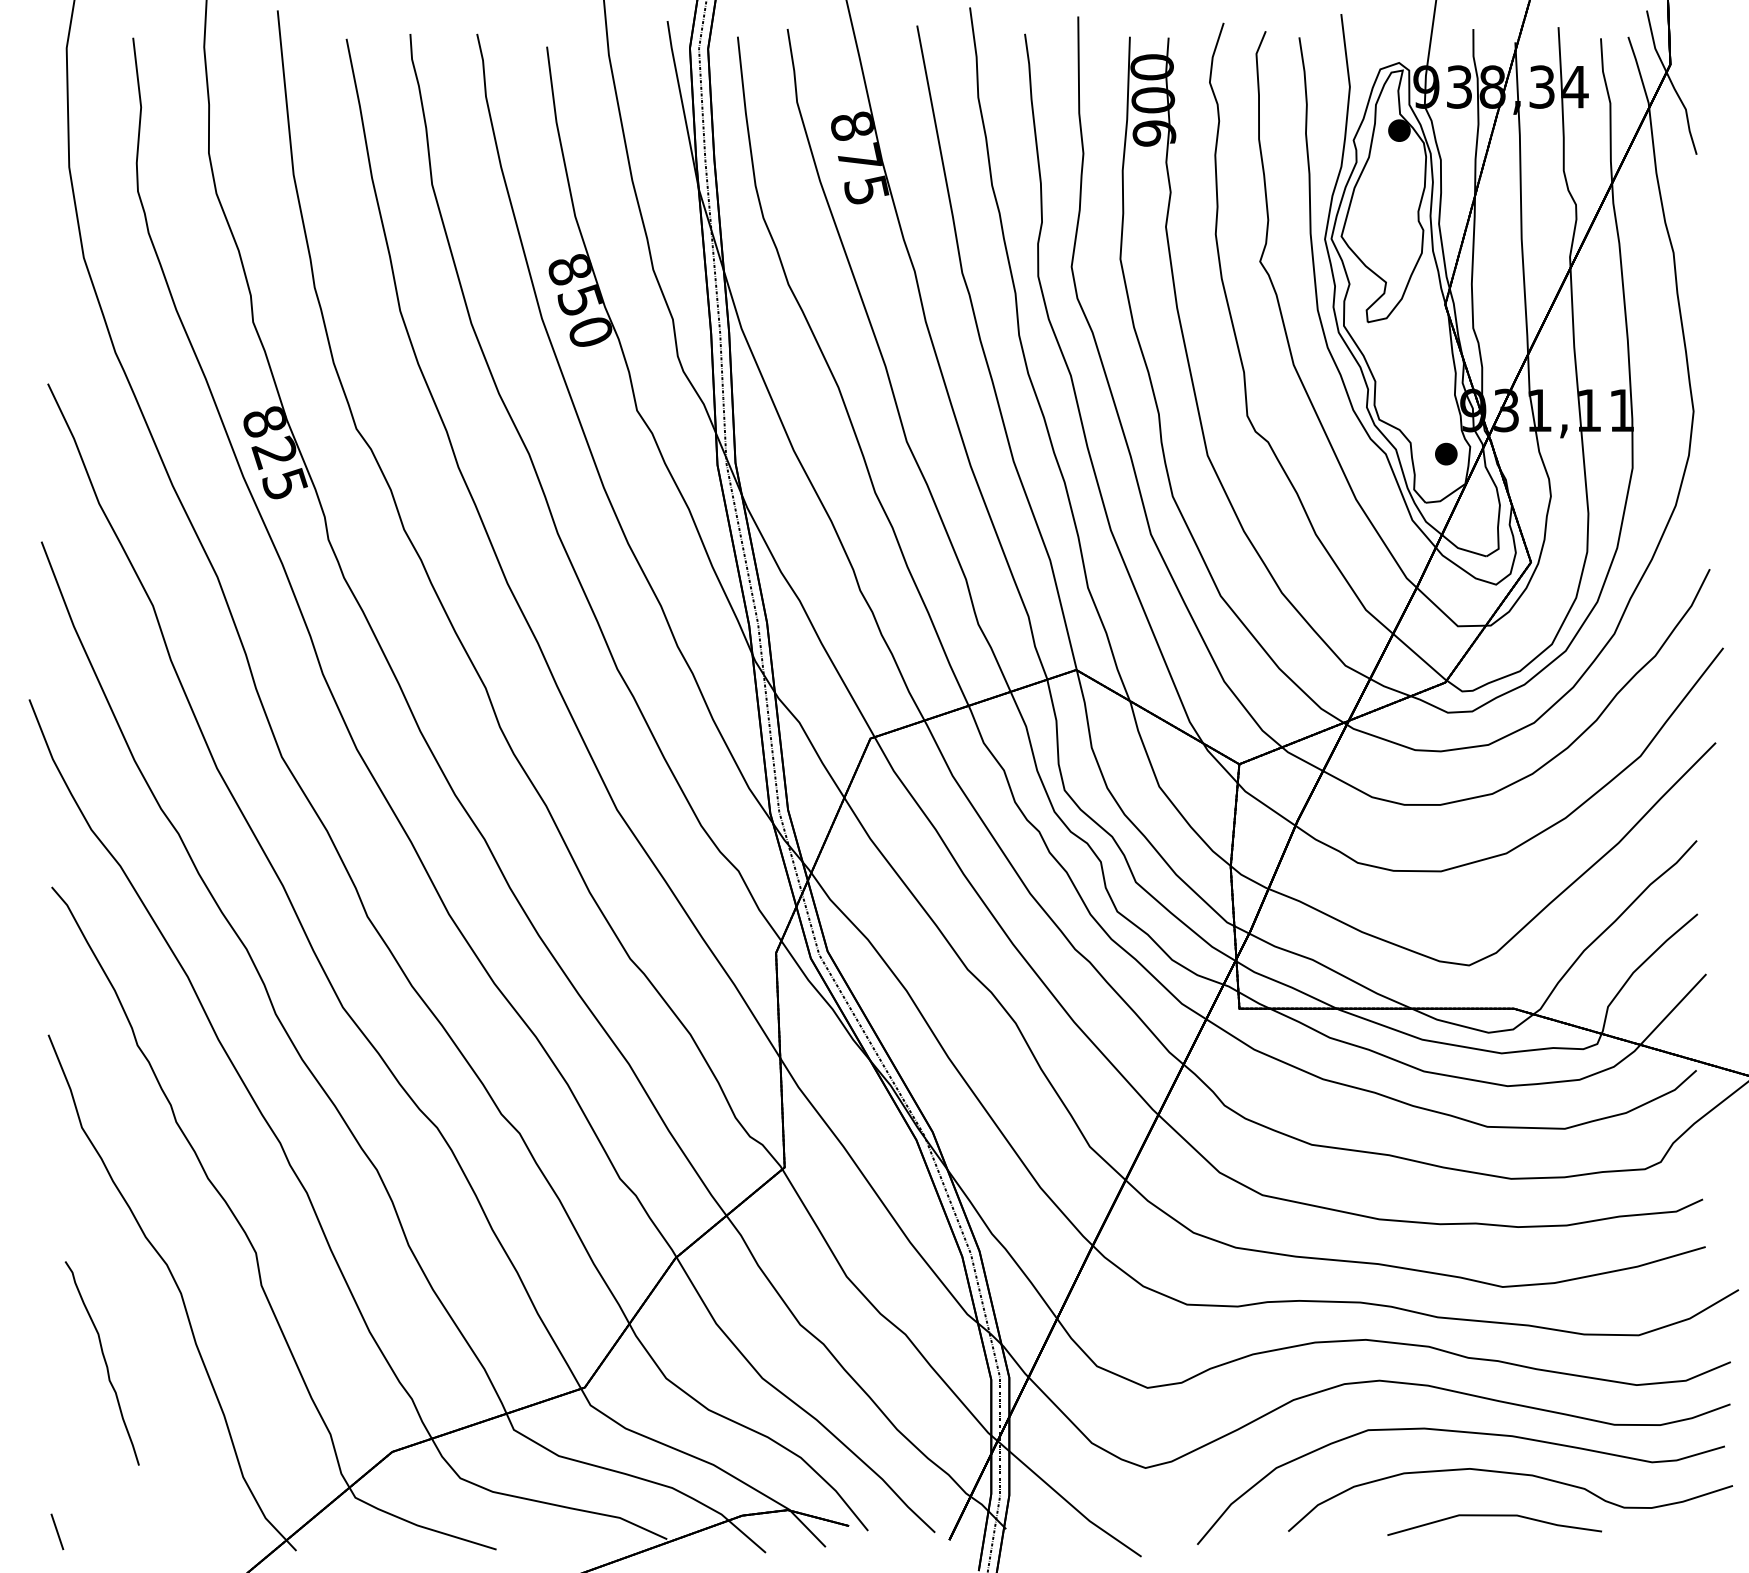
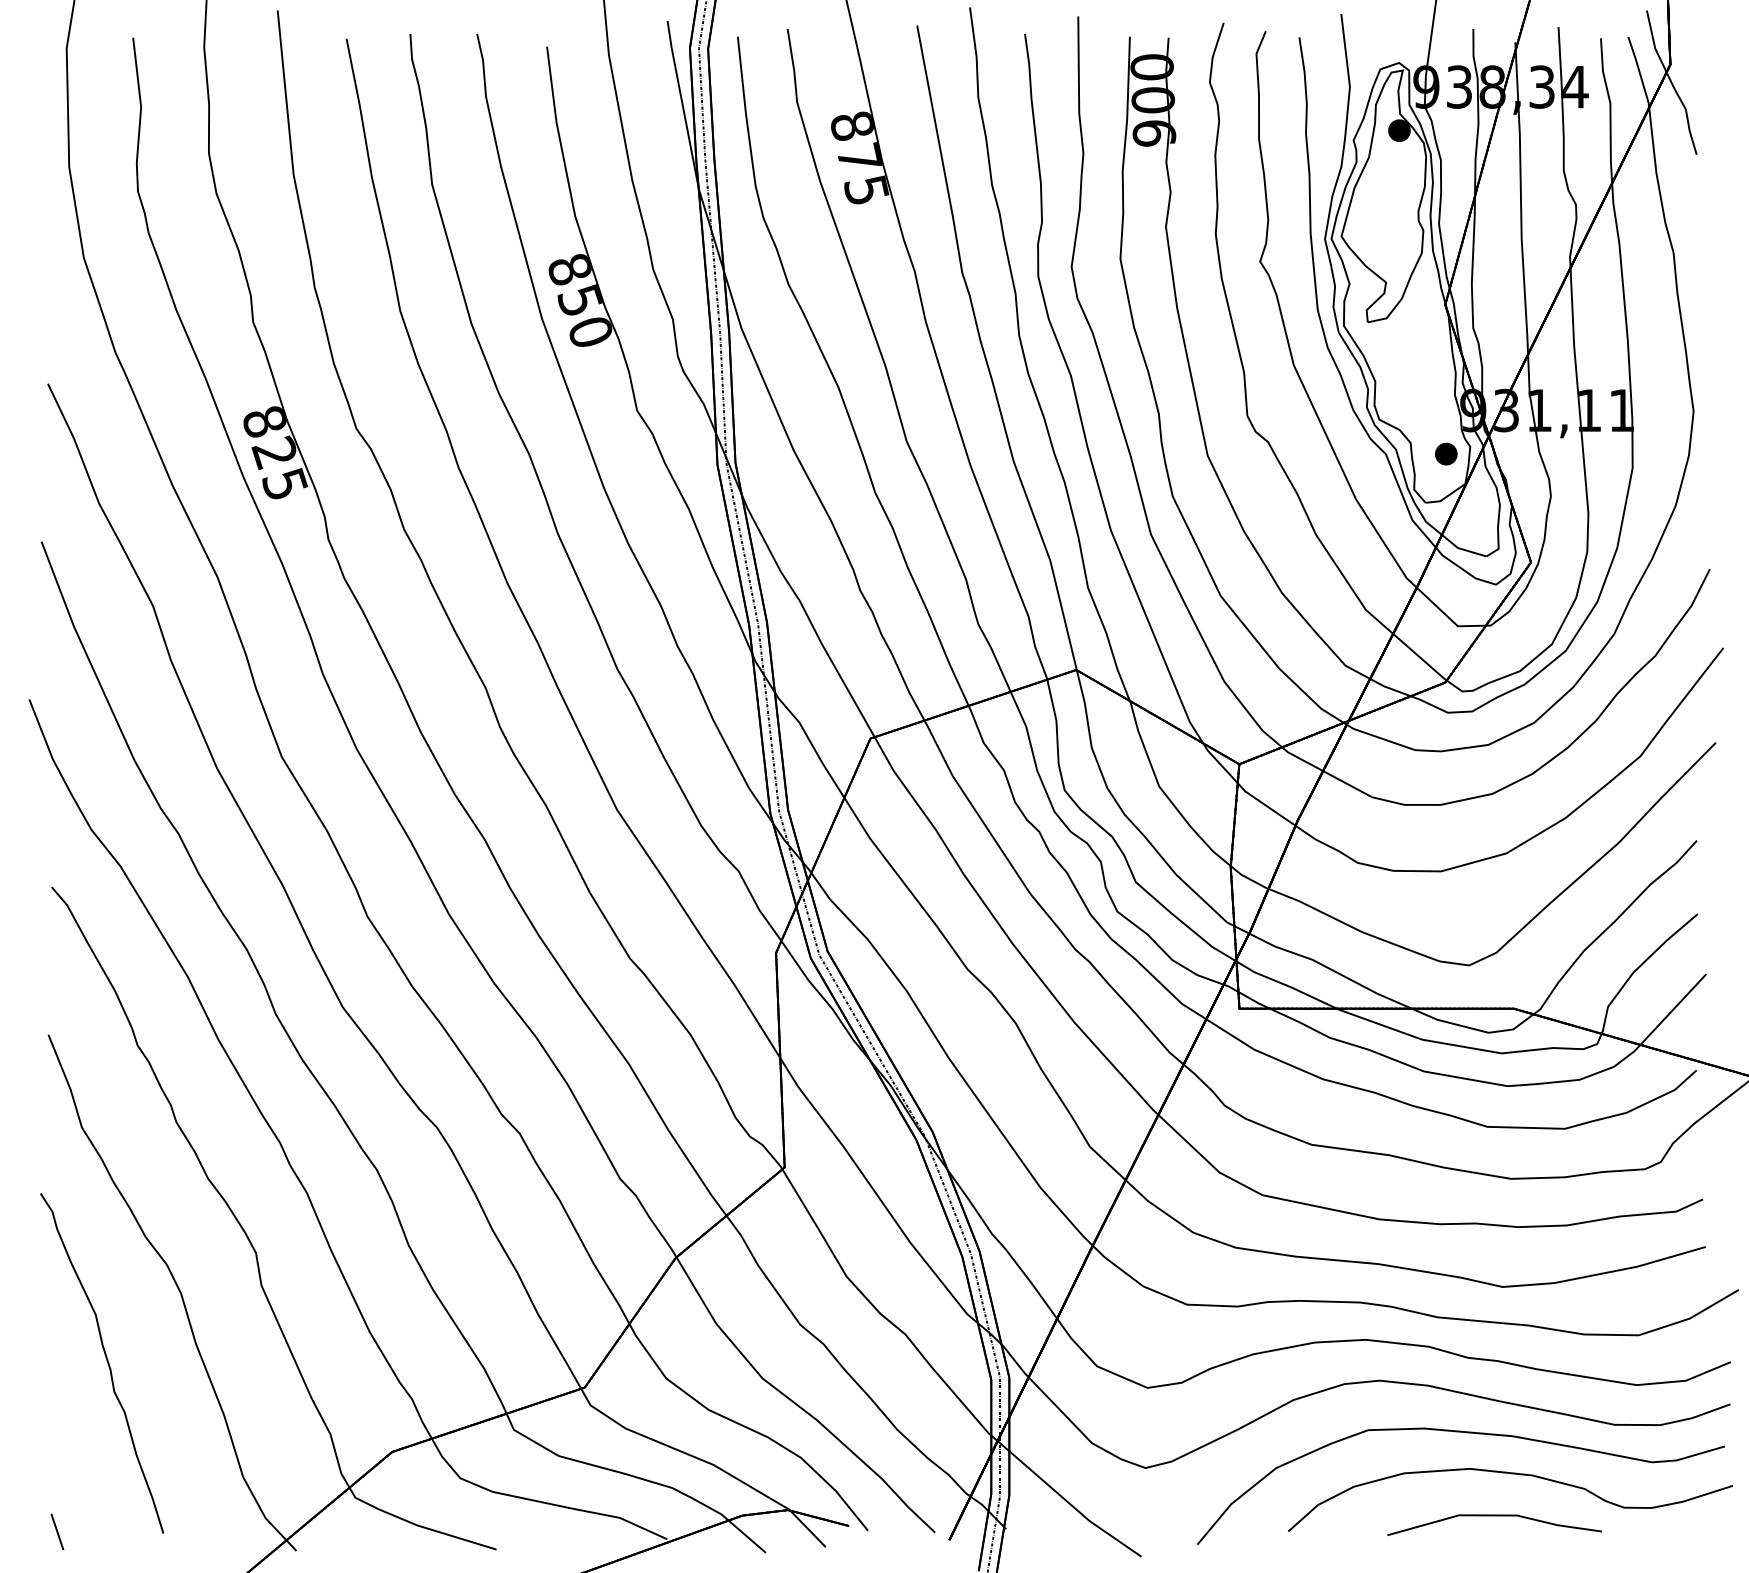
part size: 76x205 px -> 125x341 px (102, 1363)
